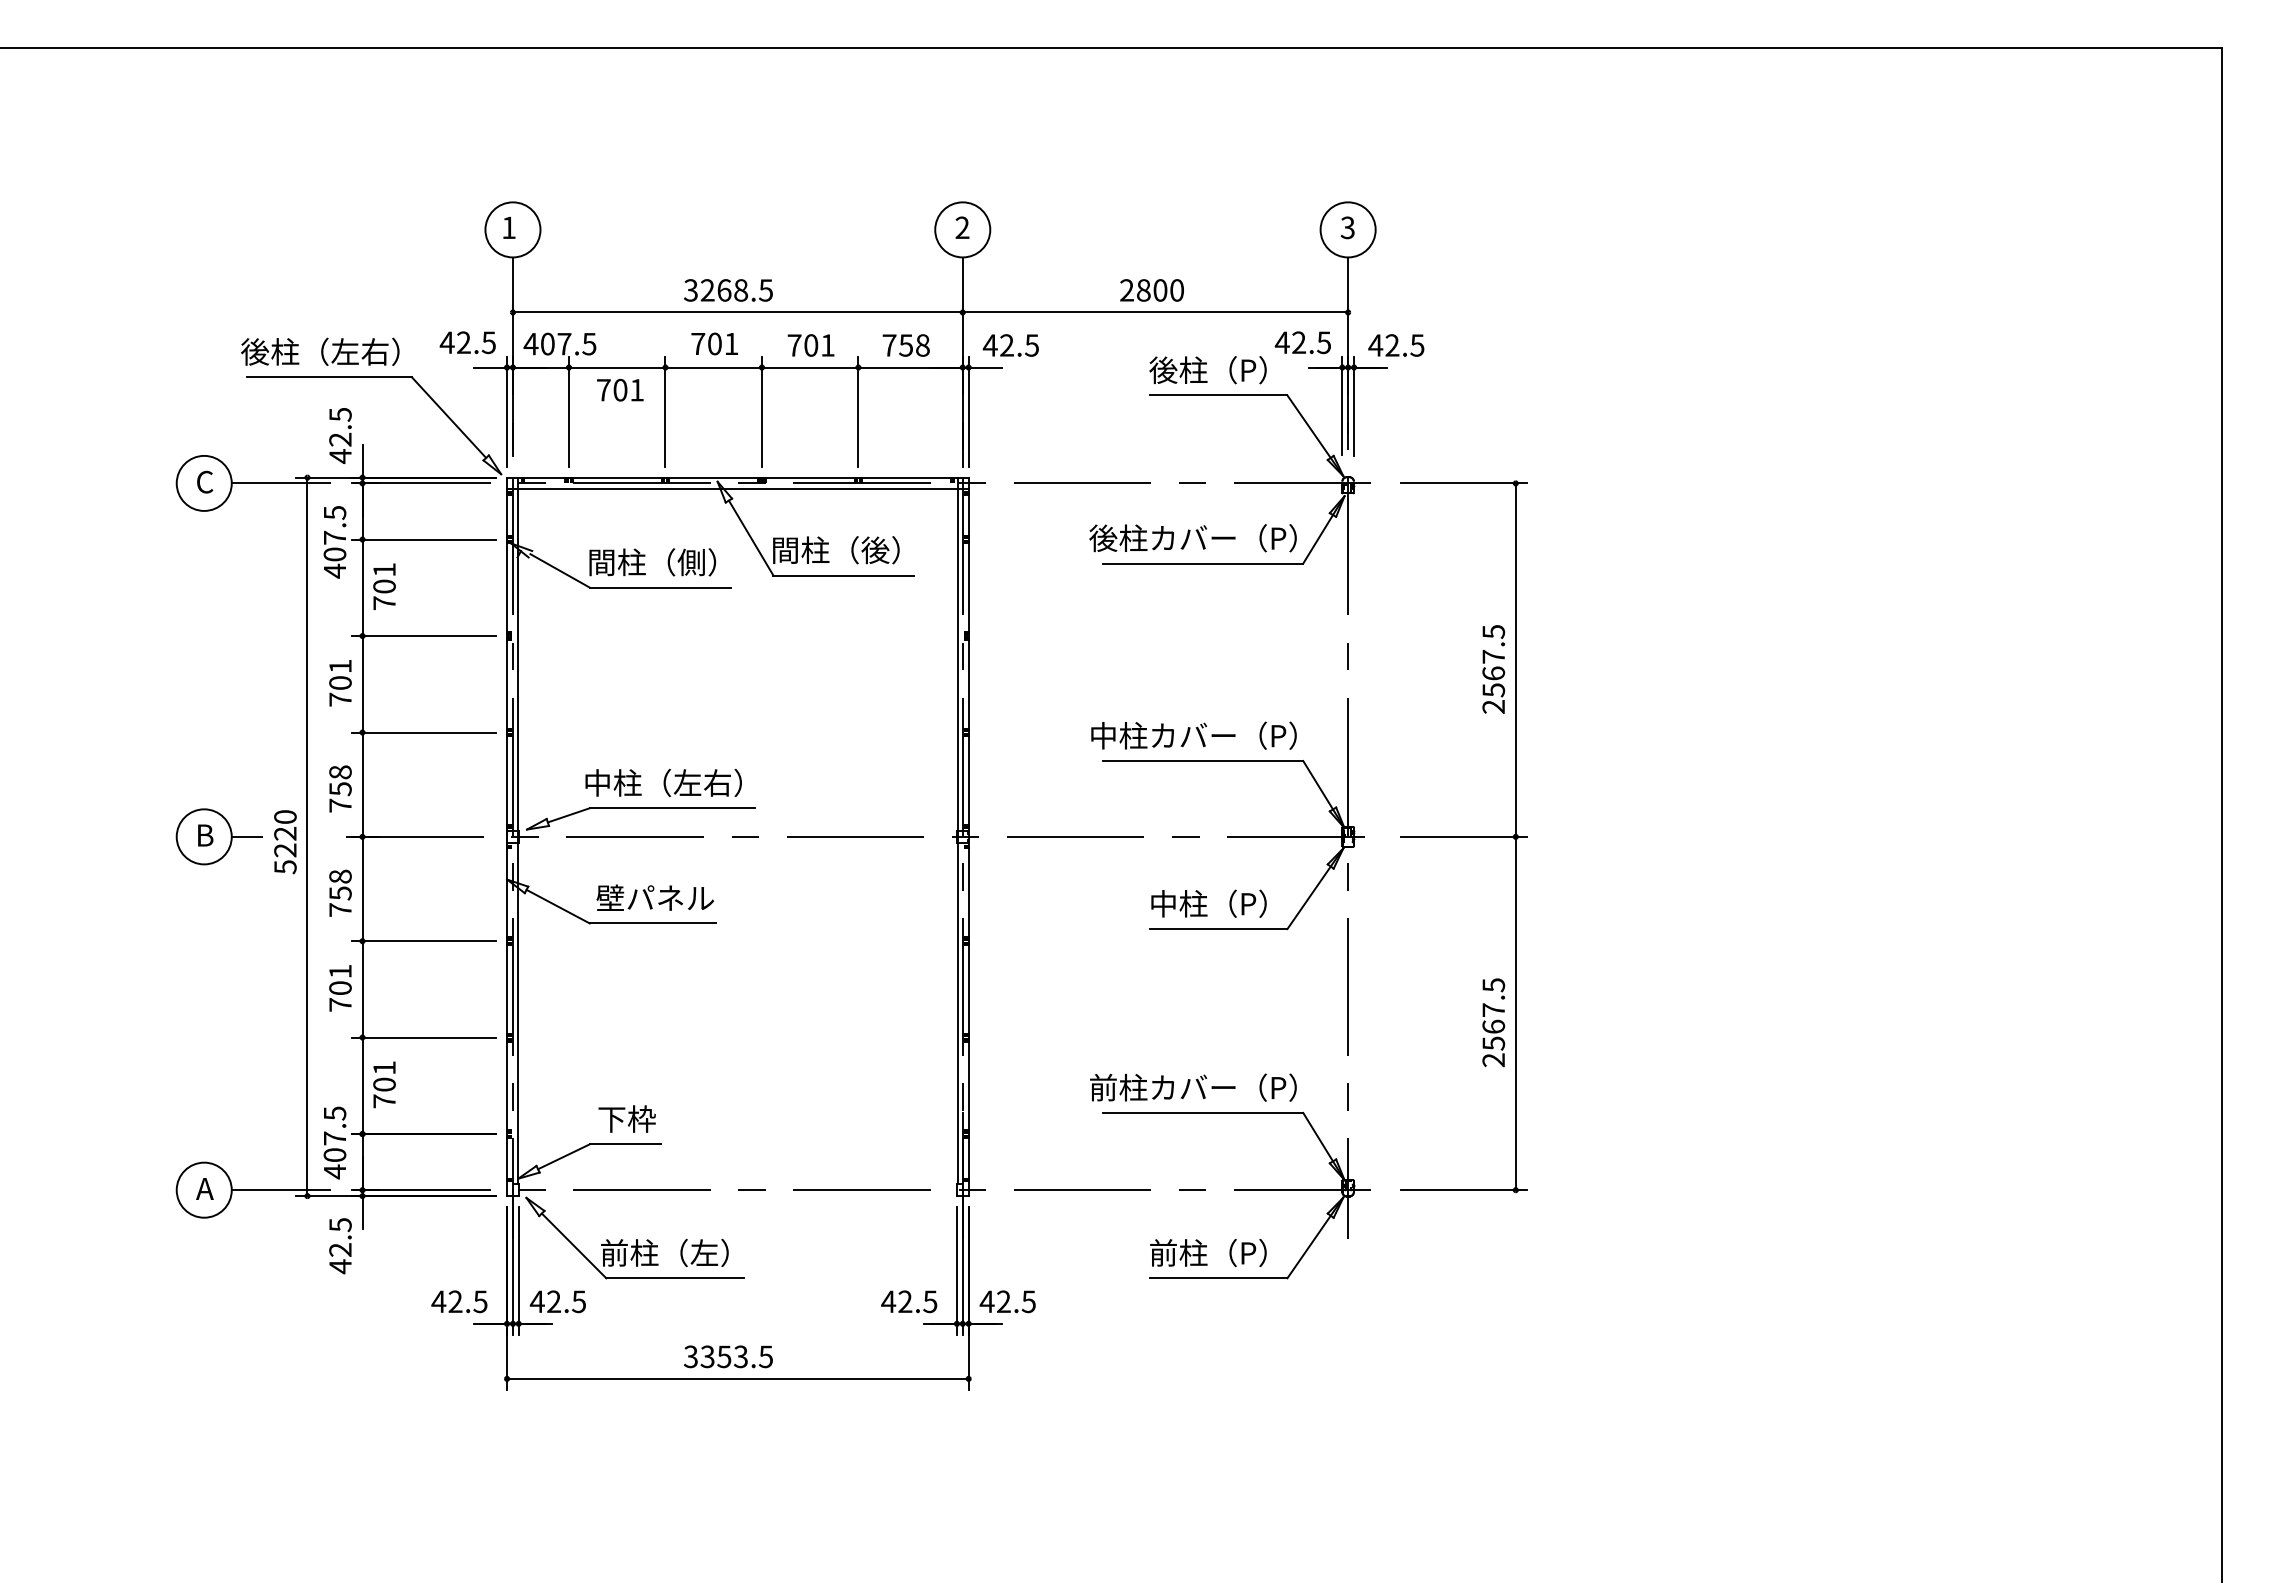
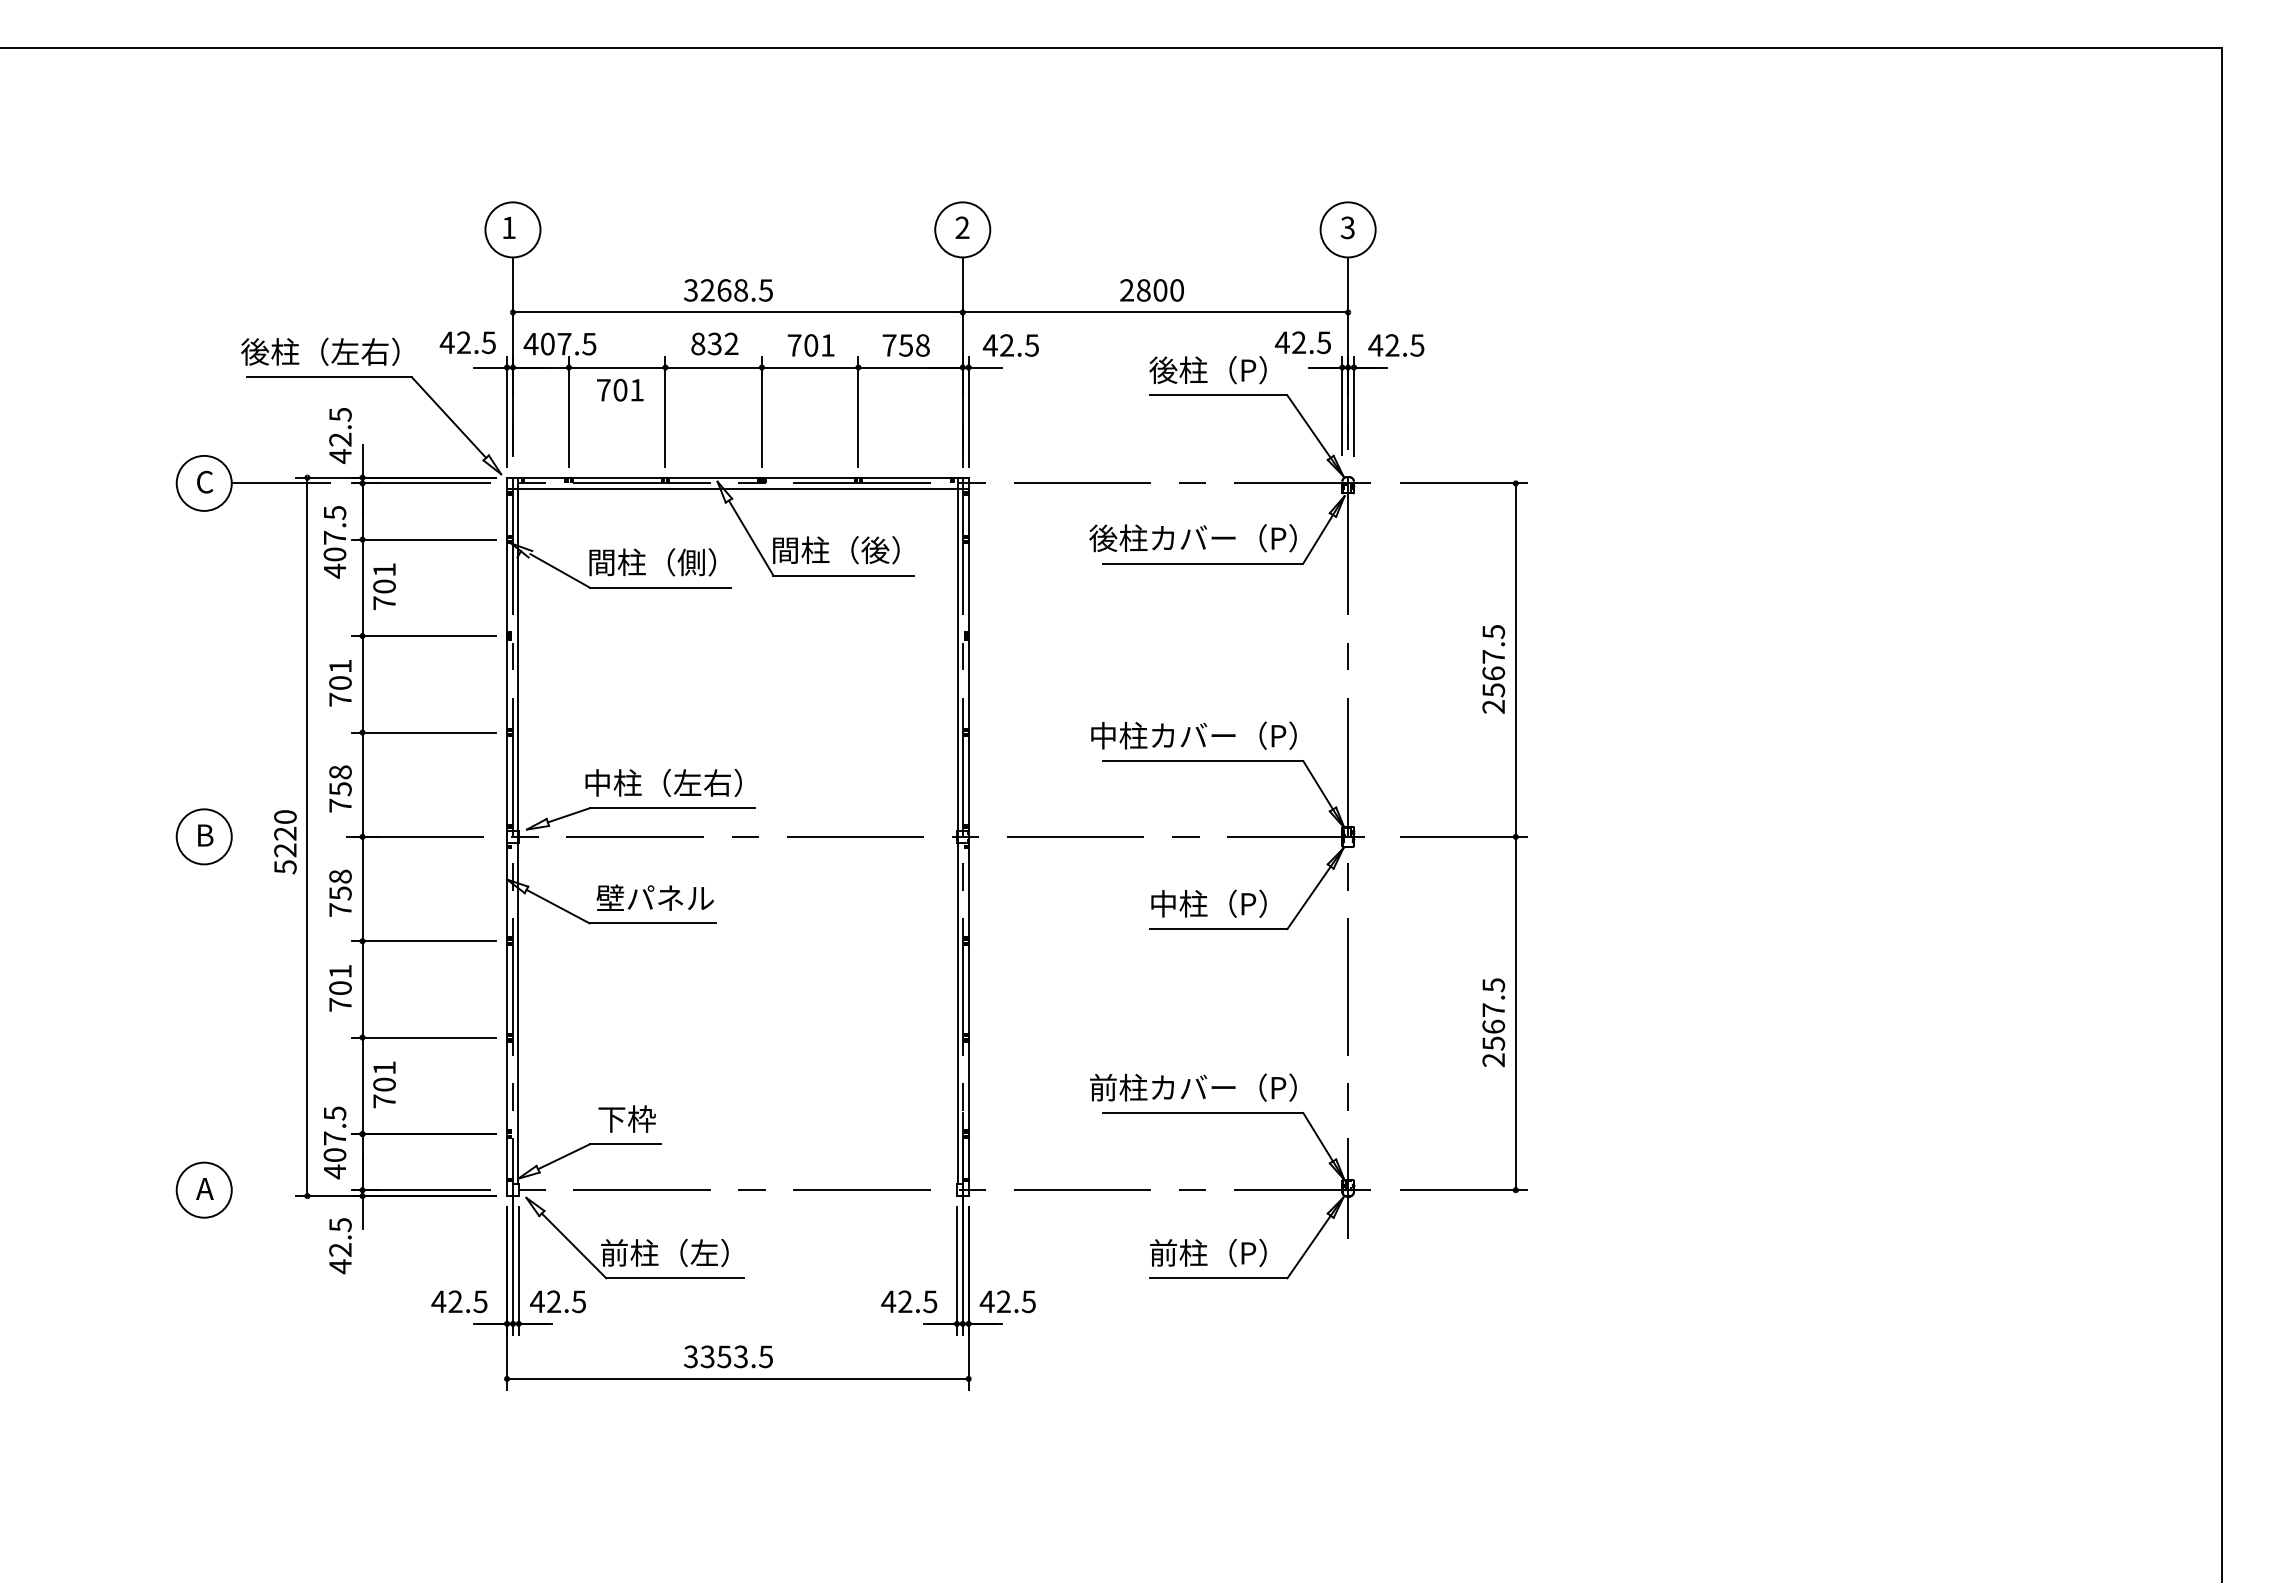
text: 701 -> 832 (714, 343)
line: present -> none (247, 836)
line: present -> none (280, 1190)
